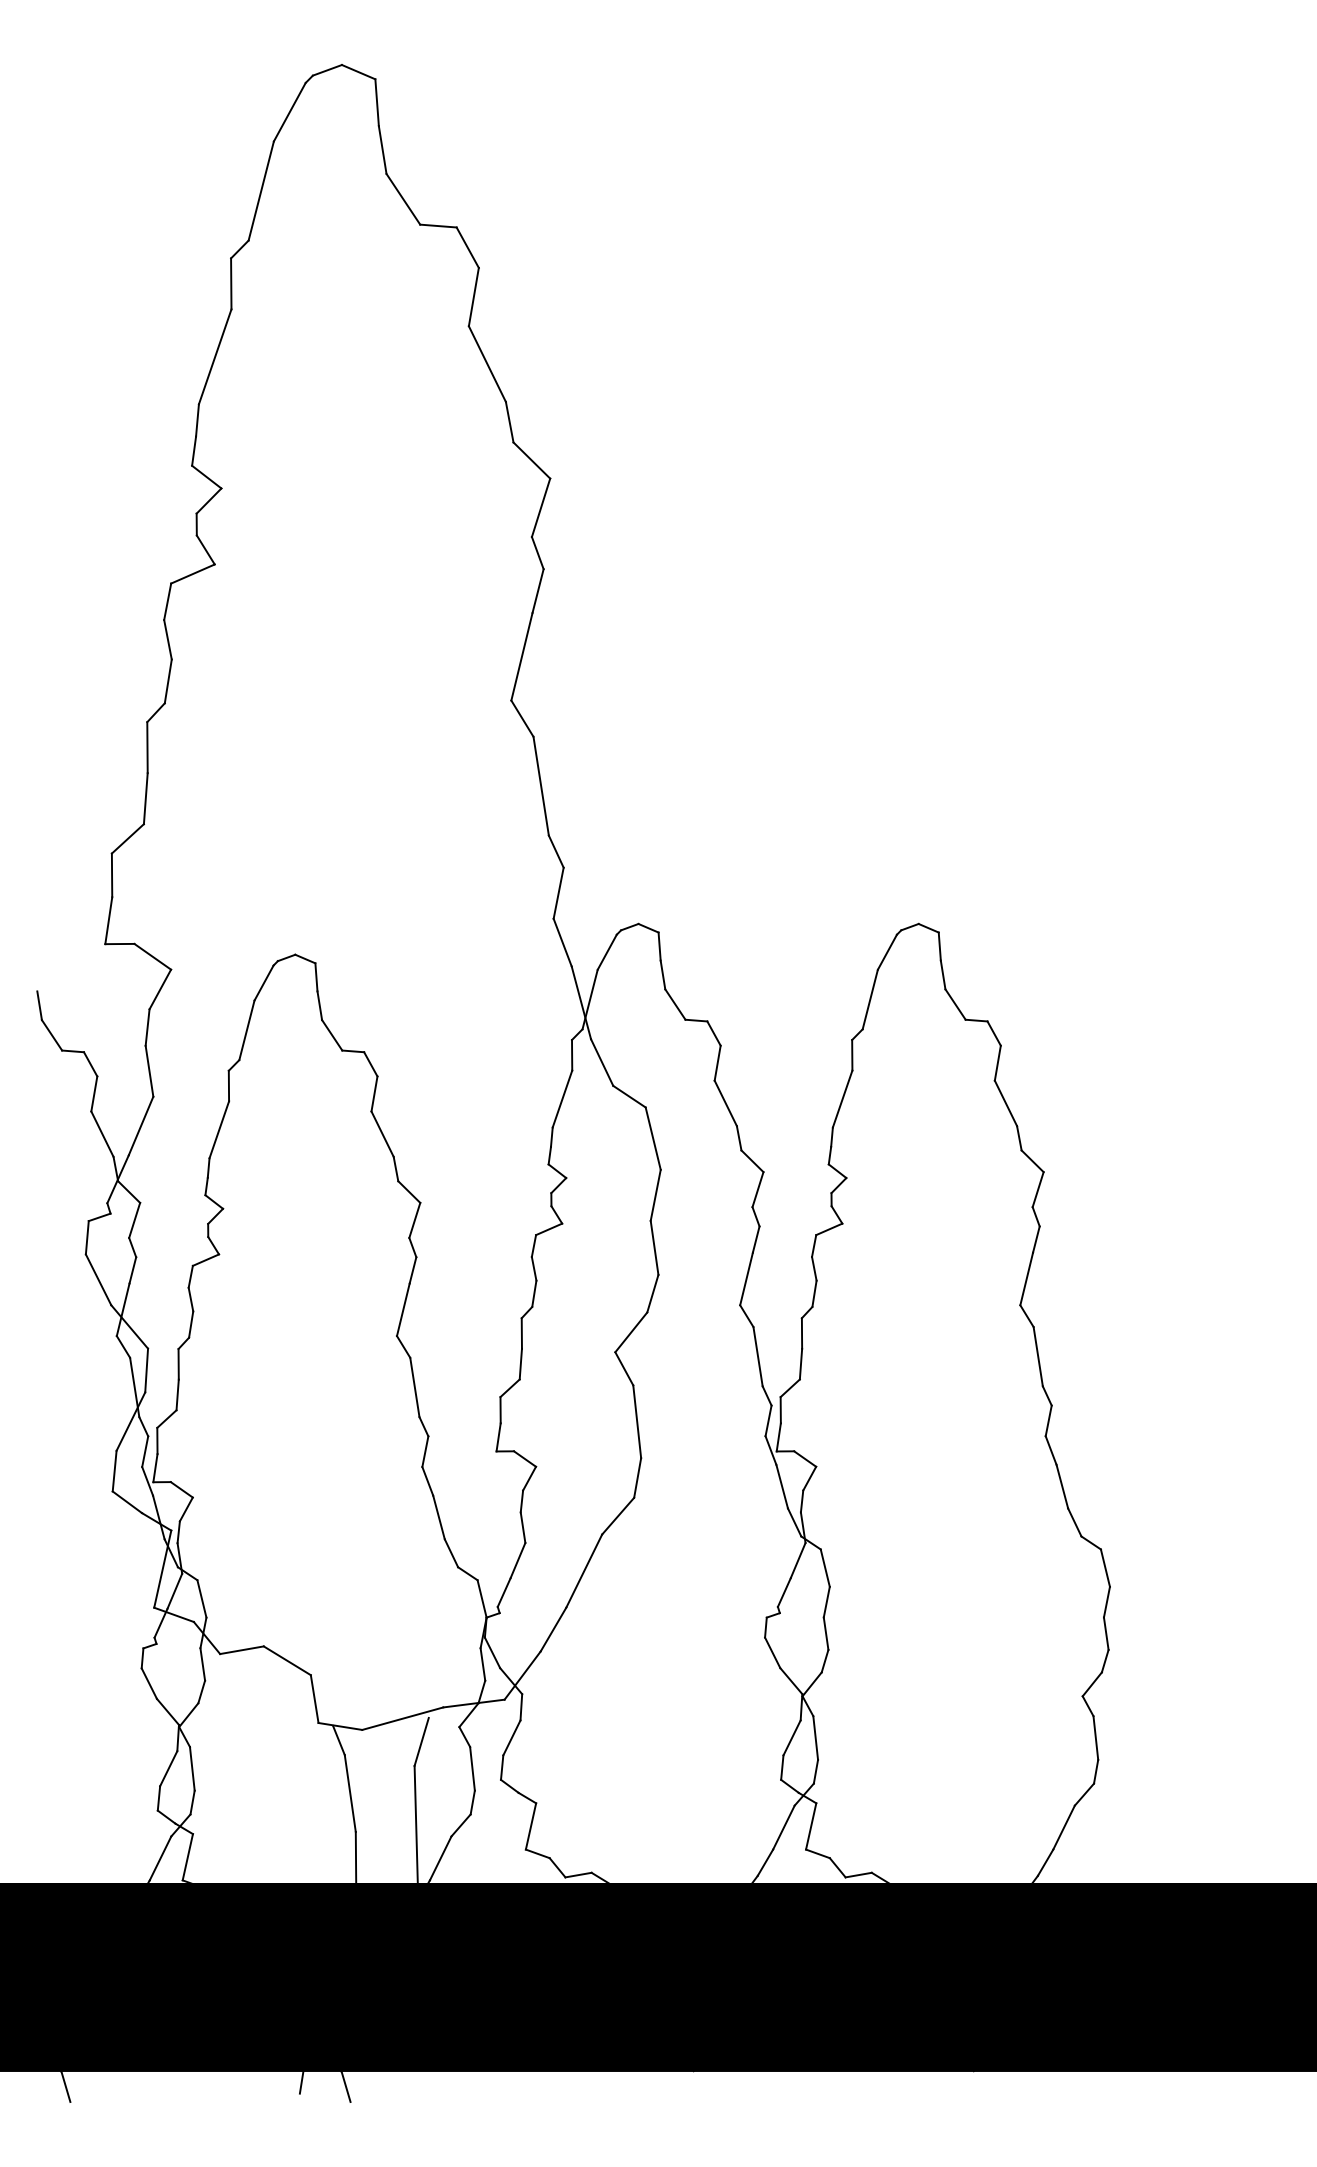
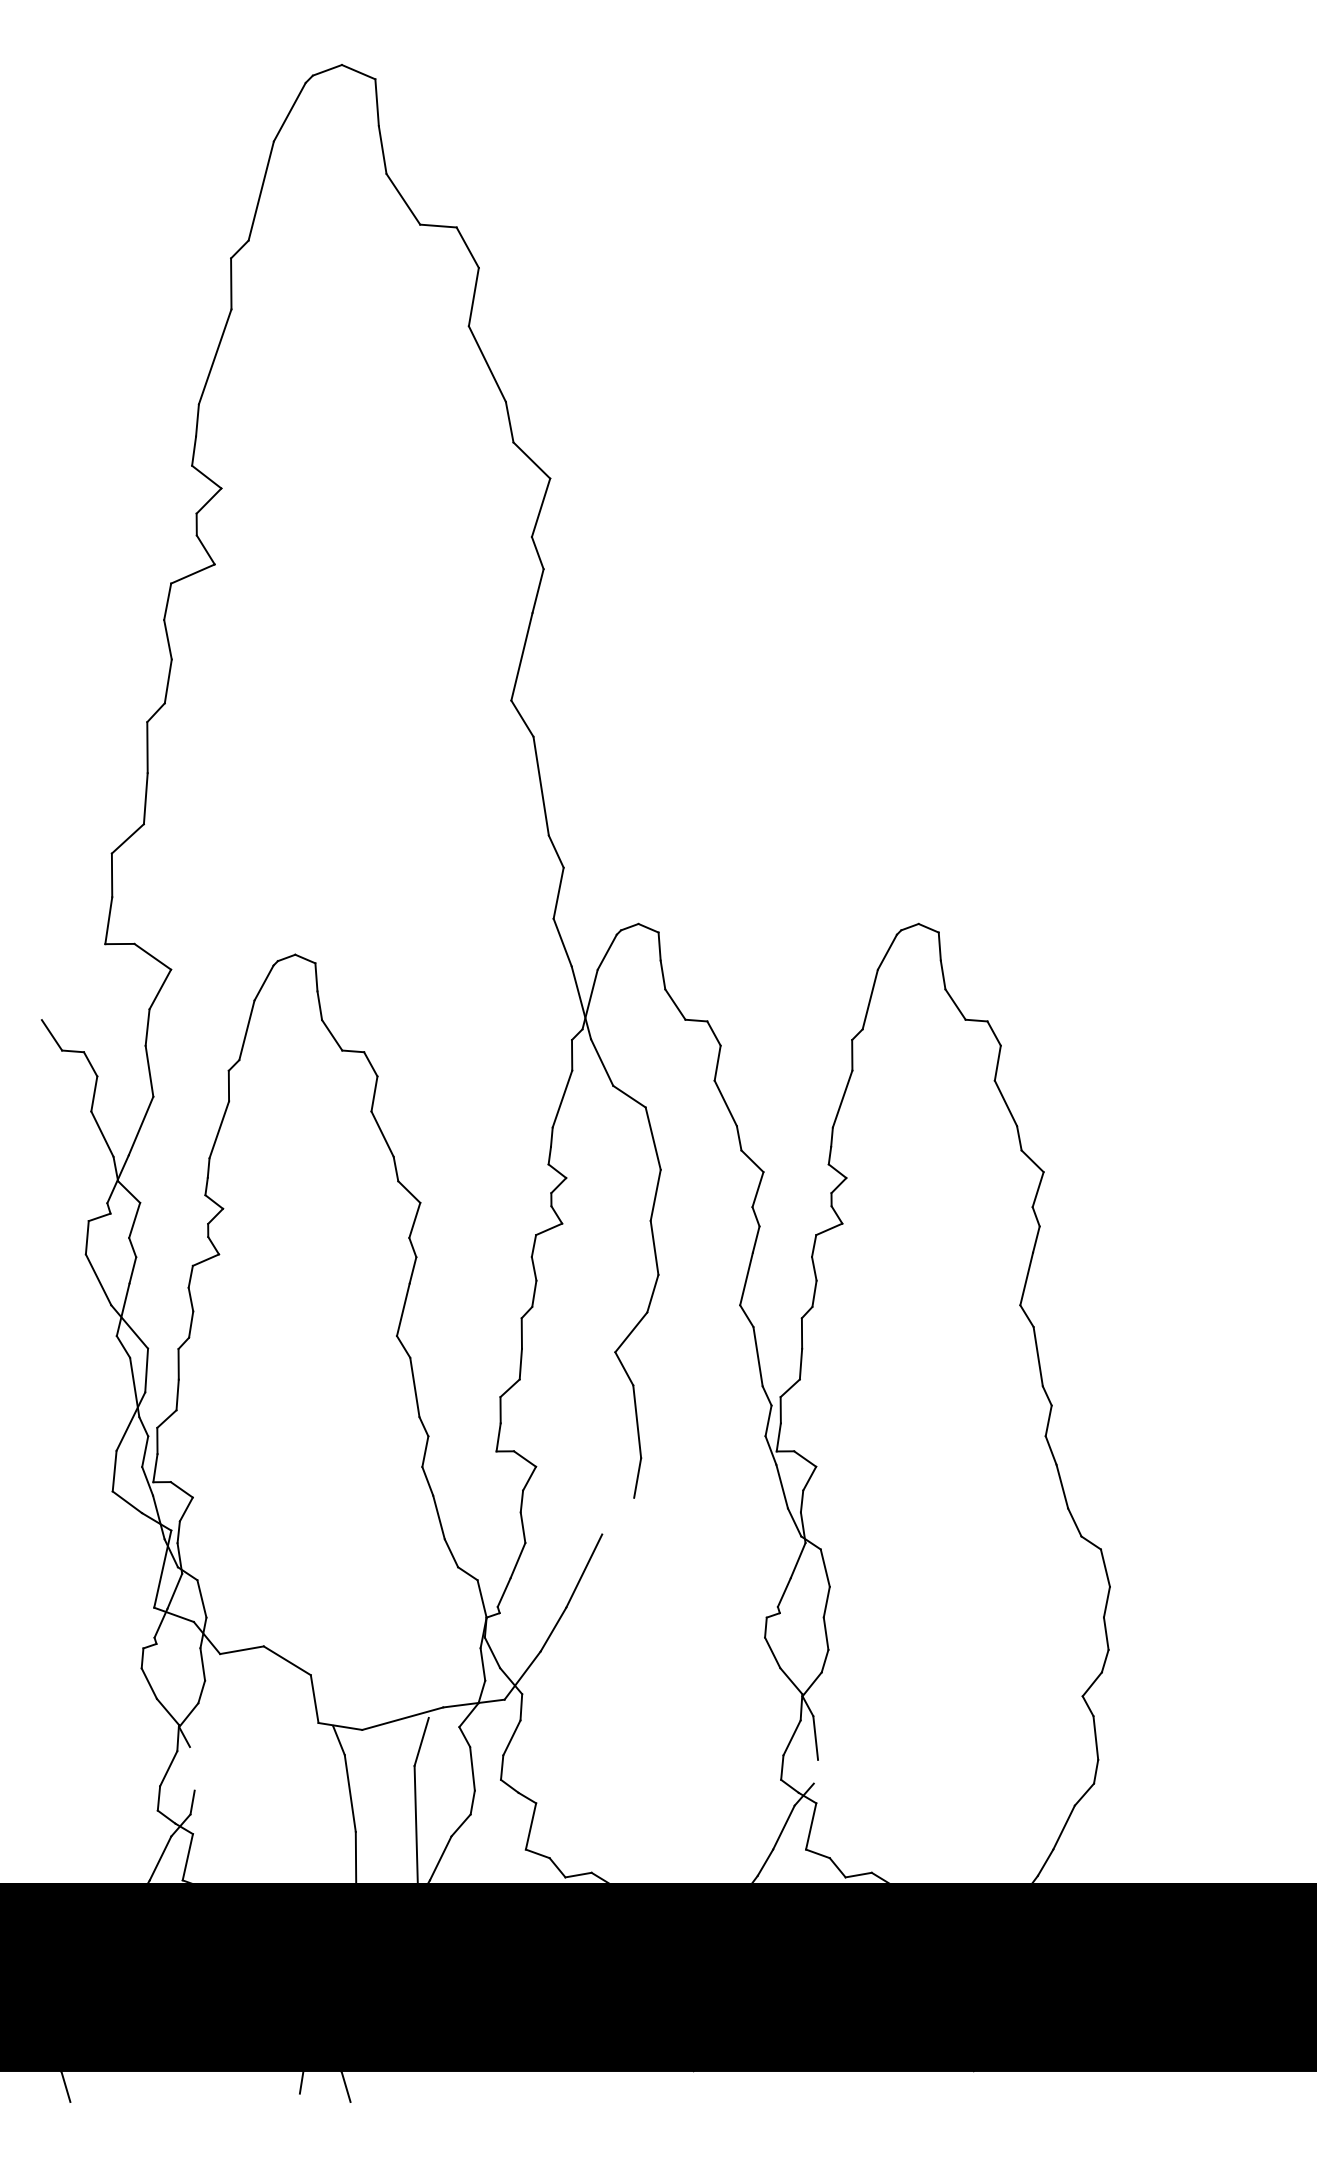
line: present -> none (39, 1005)
line: present -> none (618, 1515)
line: present -> none (191, 1768)
line: present -> none (815, 1771)
